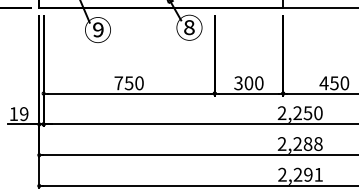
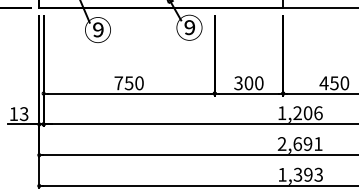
text: ⑧ -> ⑨ (189, 27)
text: 19 -> 13 (23, 113)
text: 2,250 -> 1,206 (299, 113)
text: 2,288 -> 2,691 (307, 144)
text: 2,291 -> 1,393 (300, 174)
